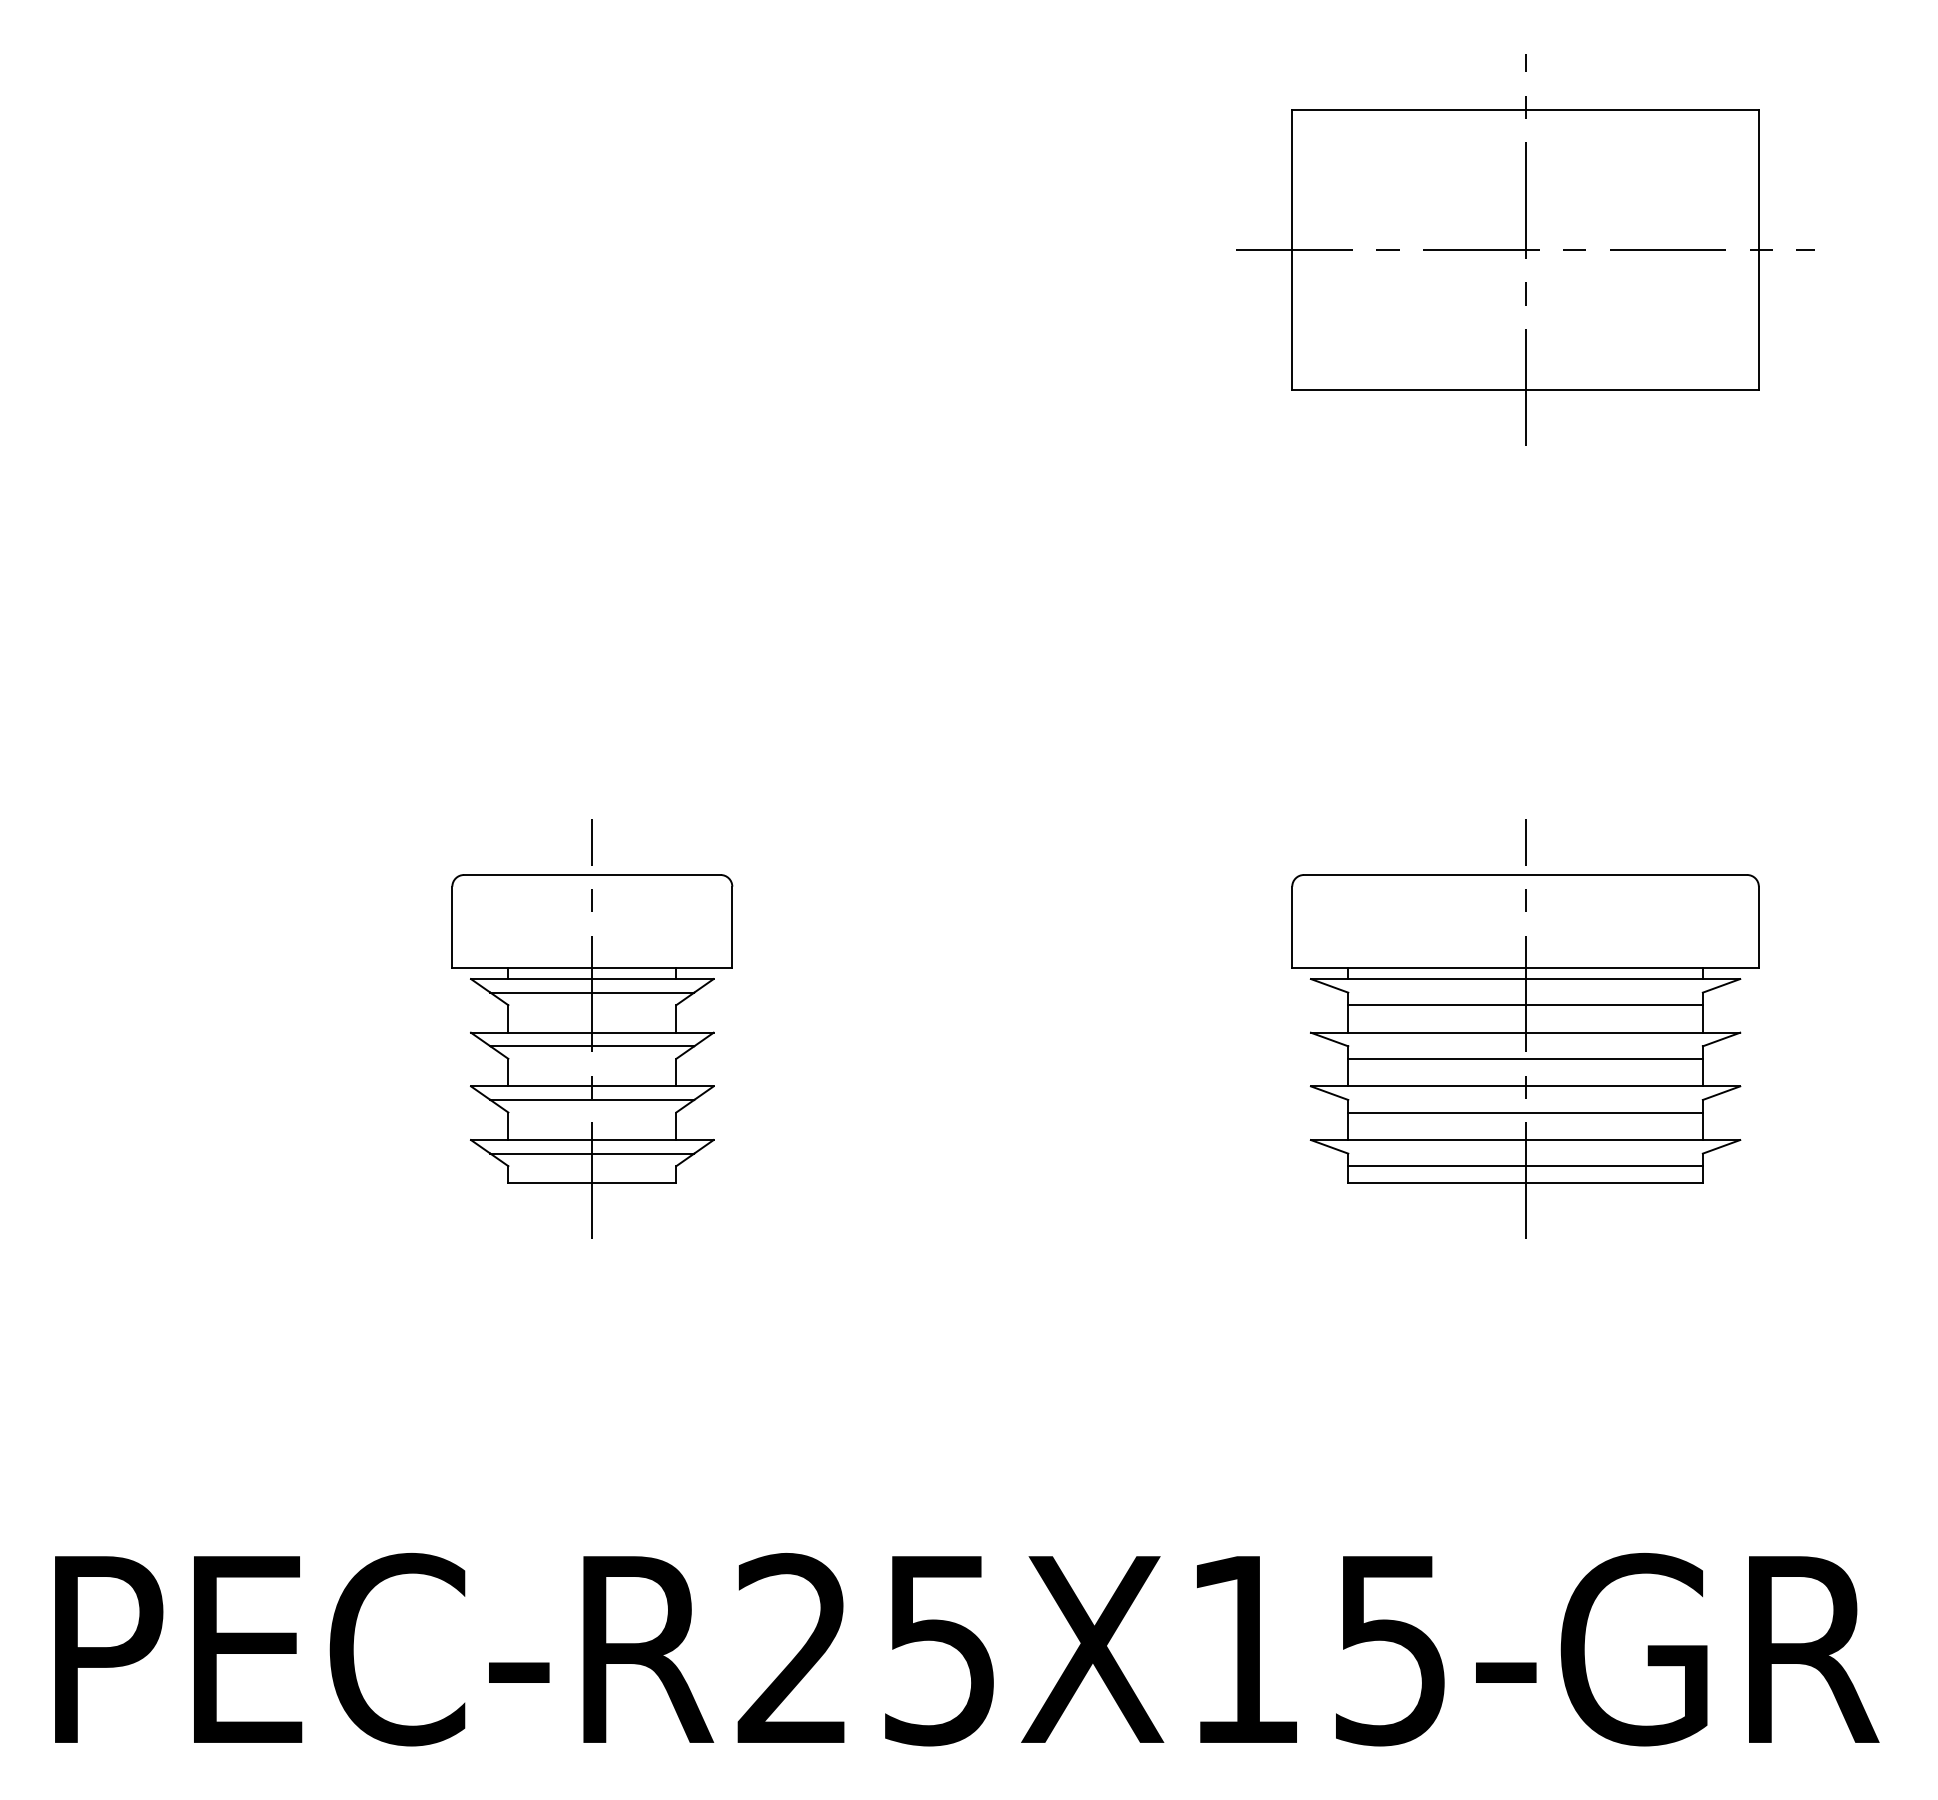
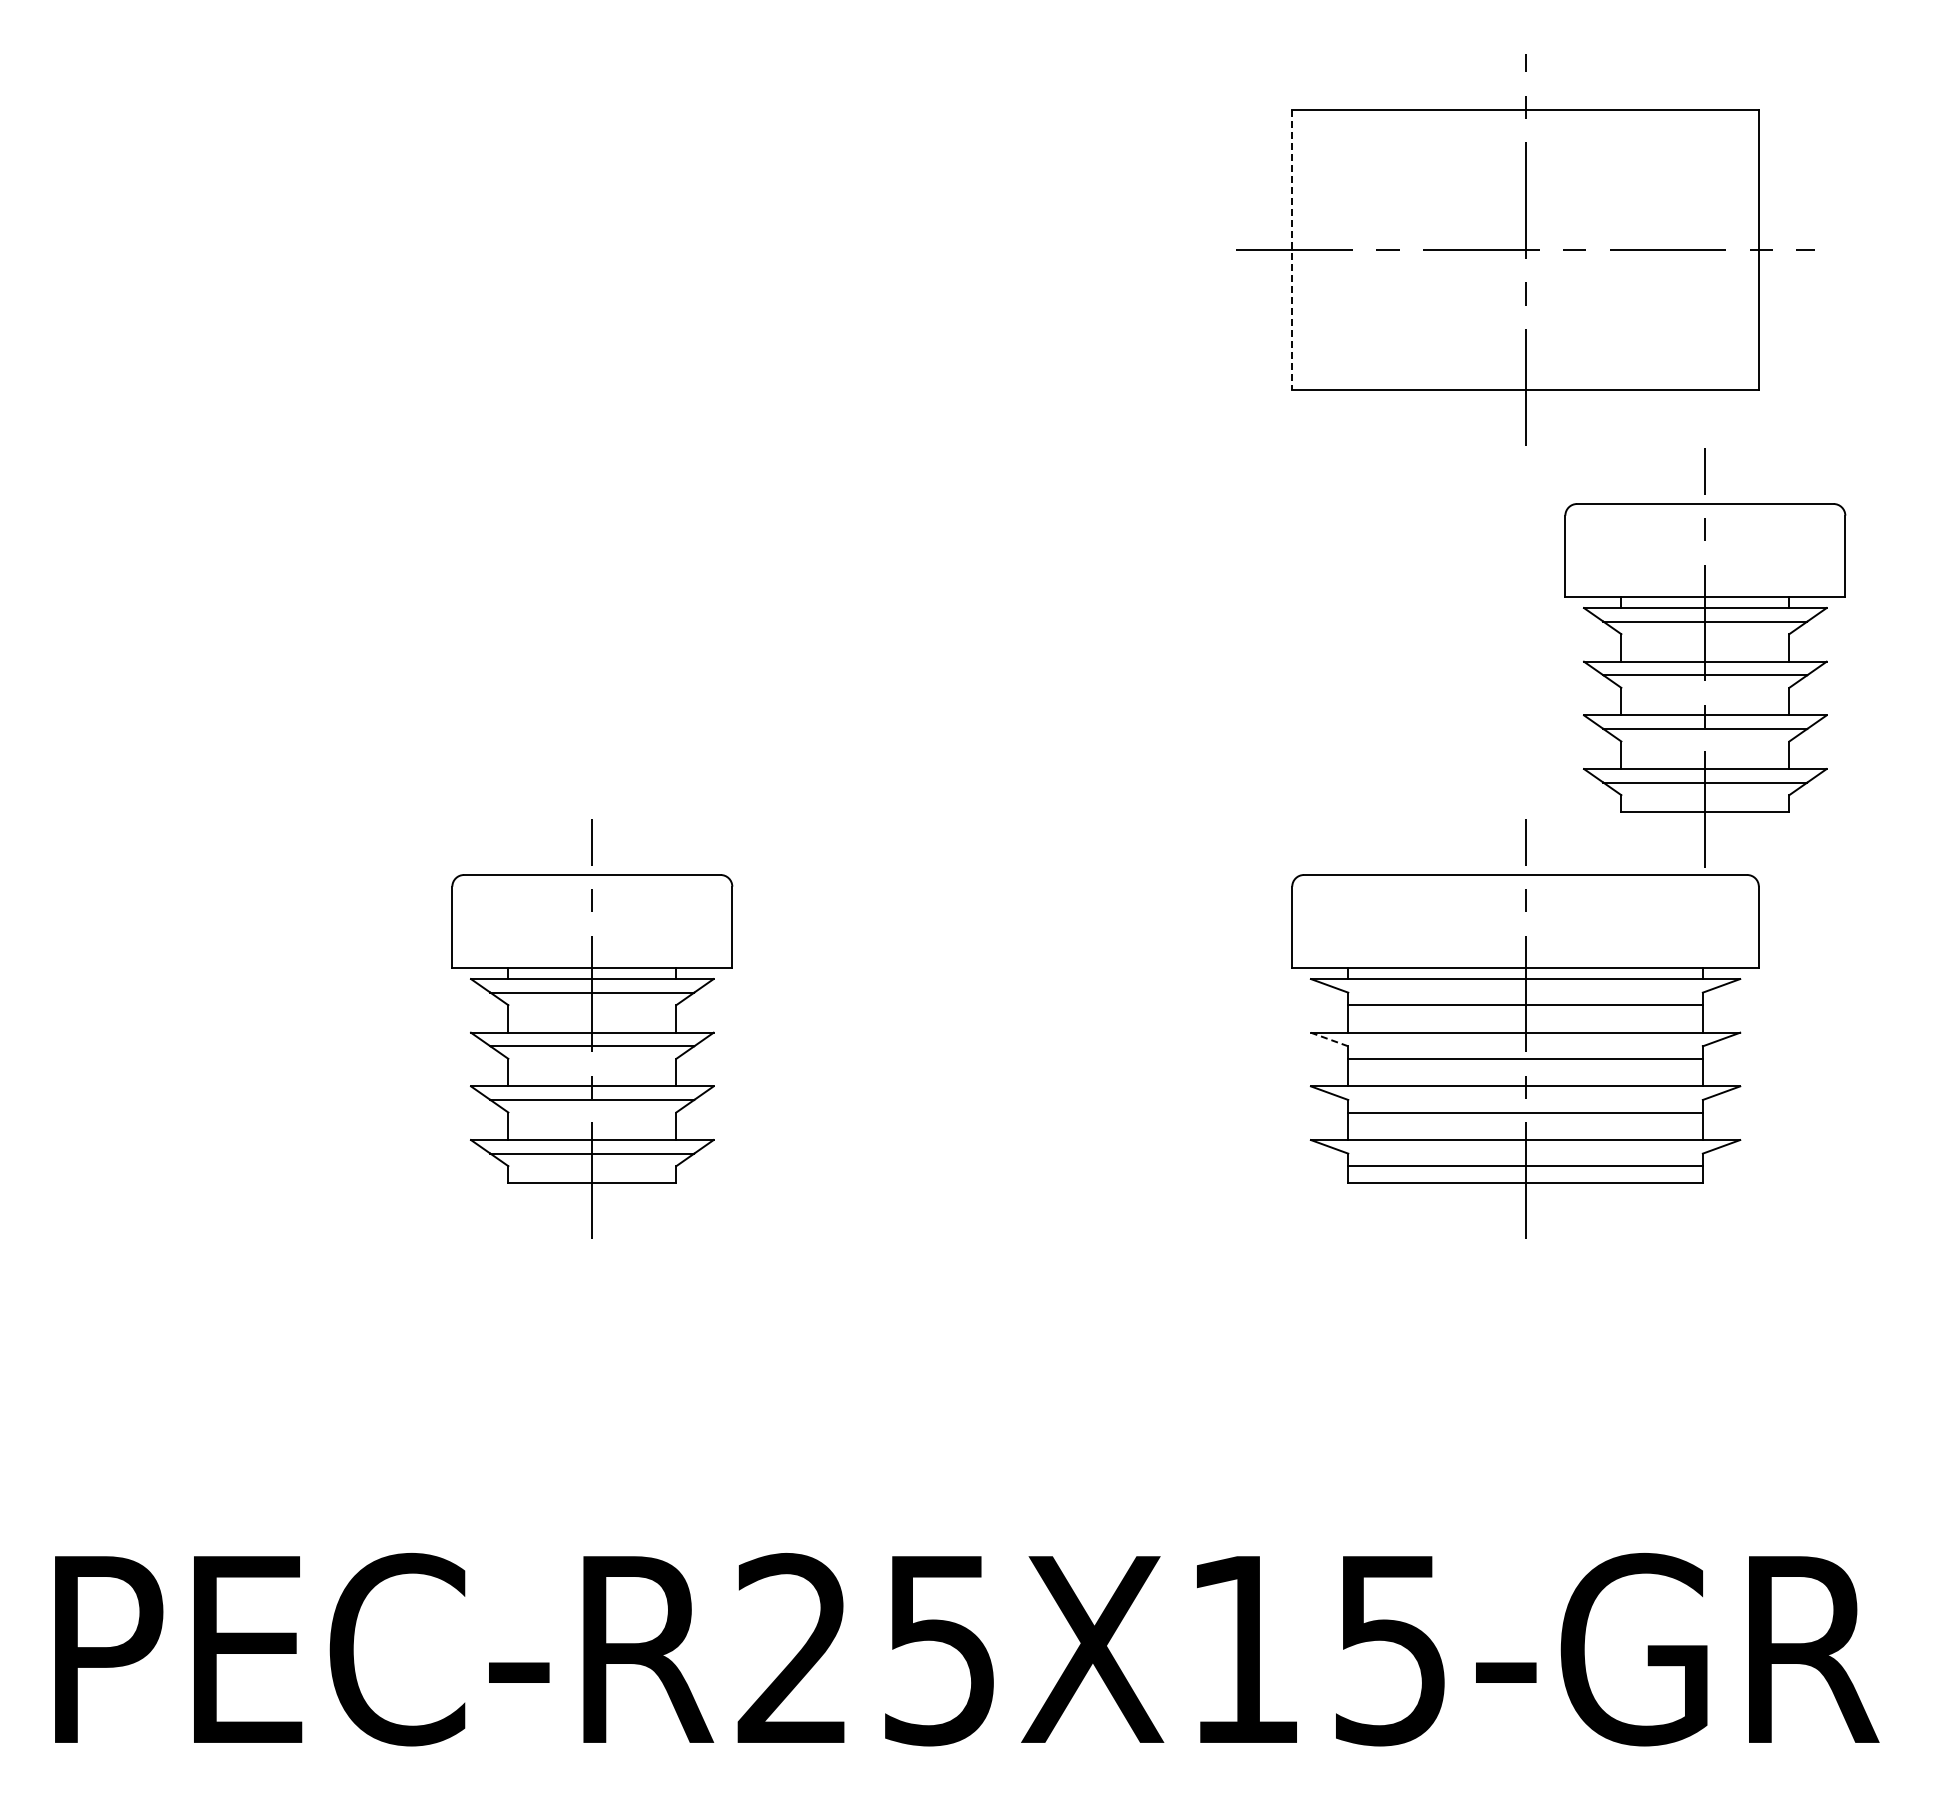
line: solid -> dashed (1292, 249)
part: none -> present (1705, 657)
line: solid -> dashed (1329, 1039)
